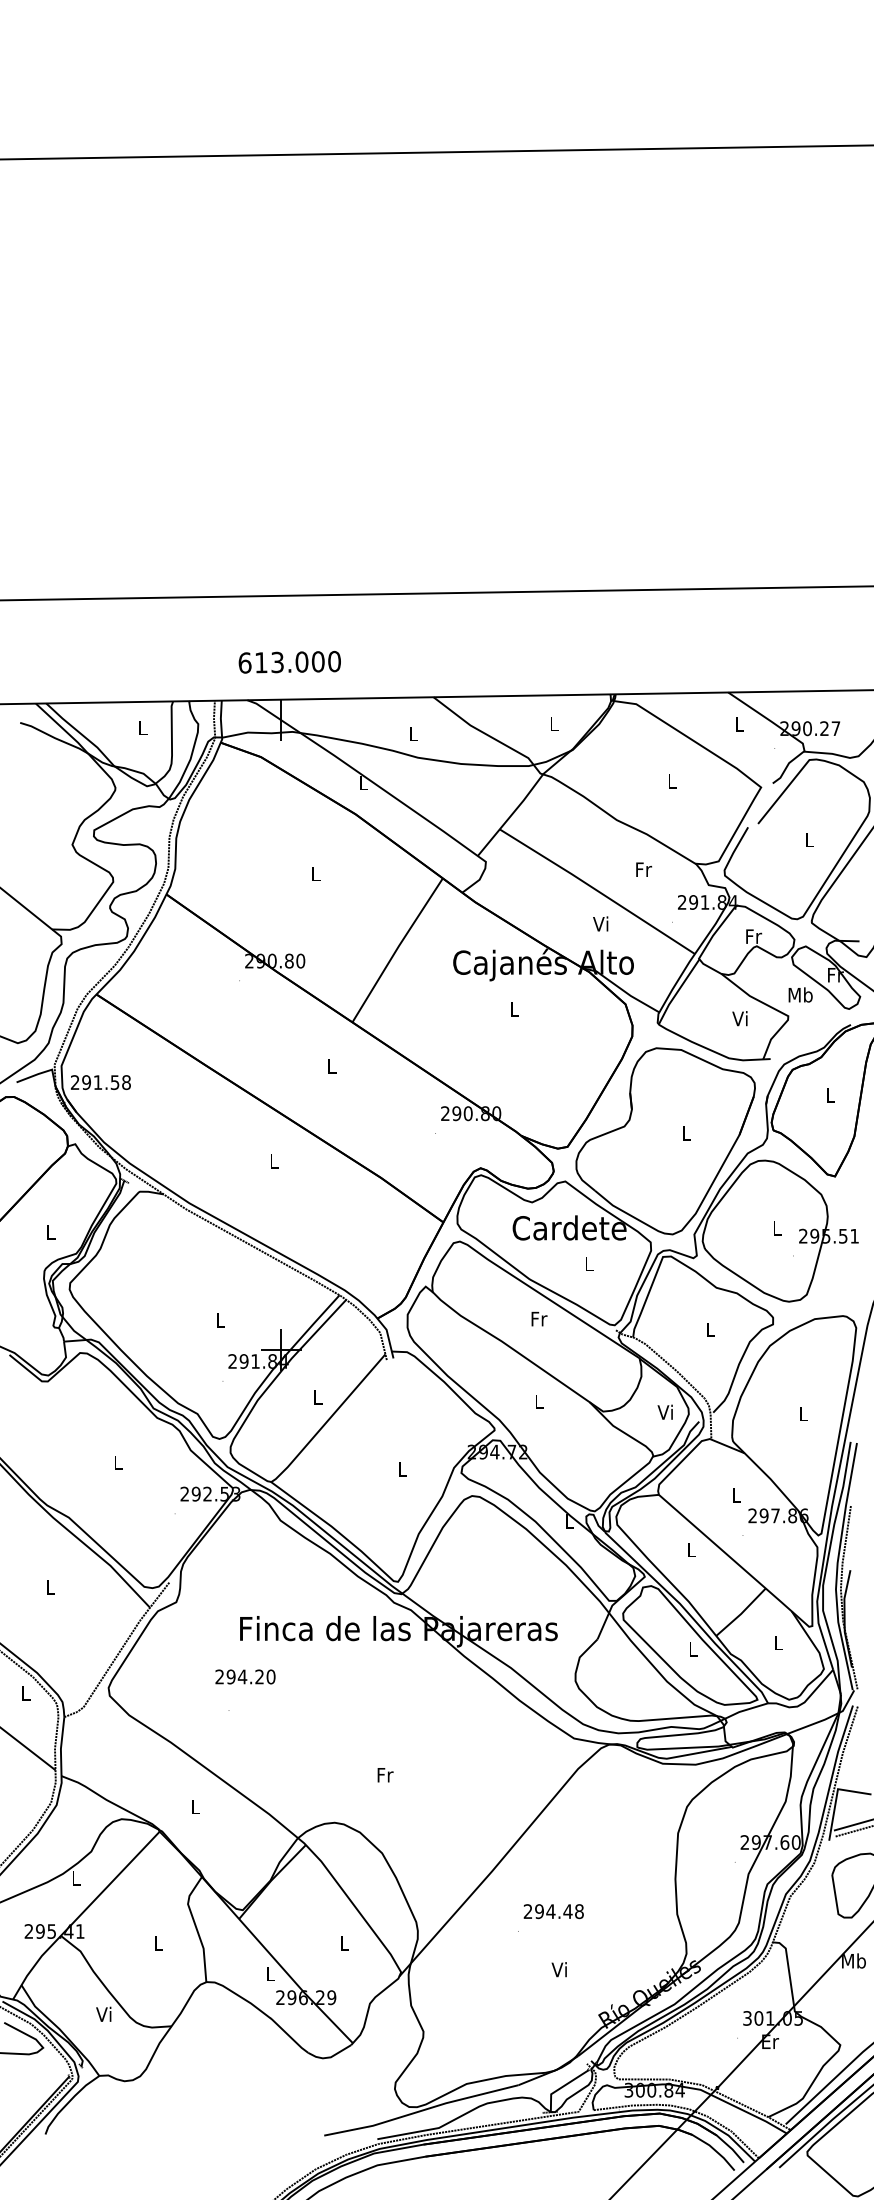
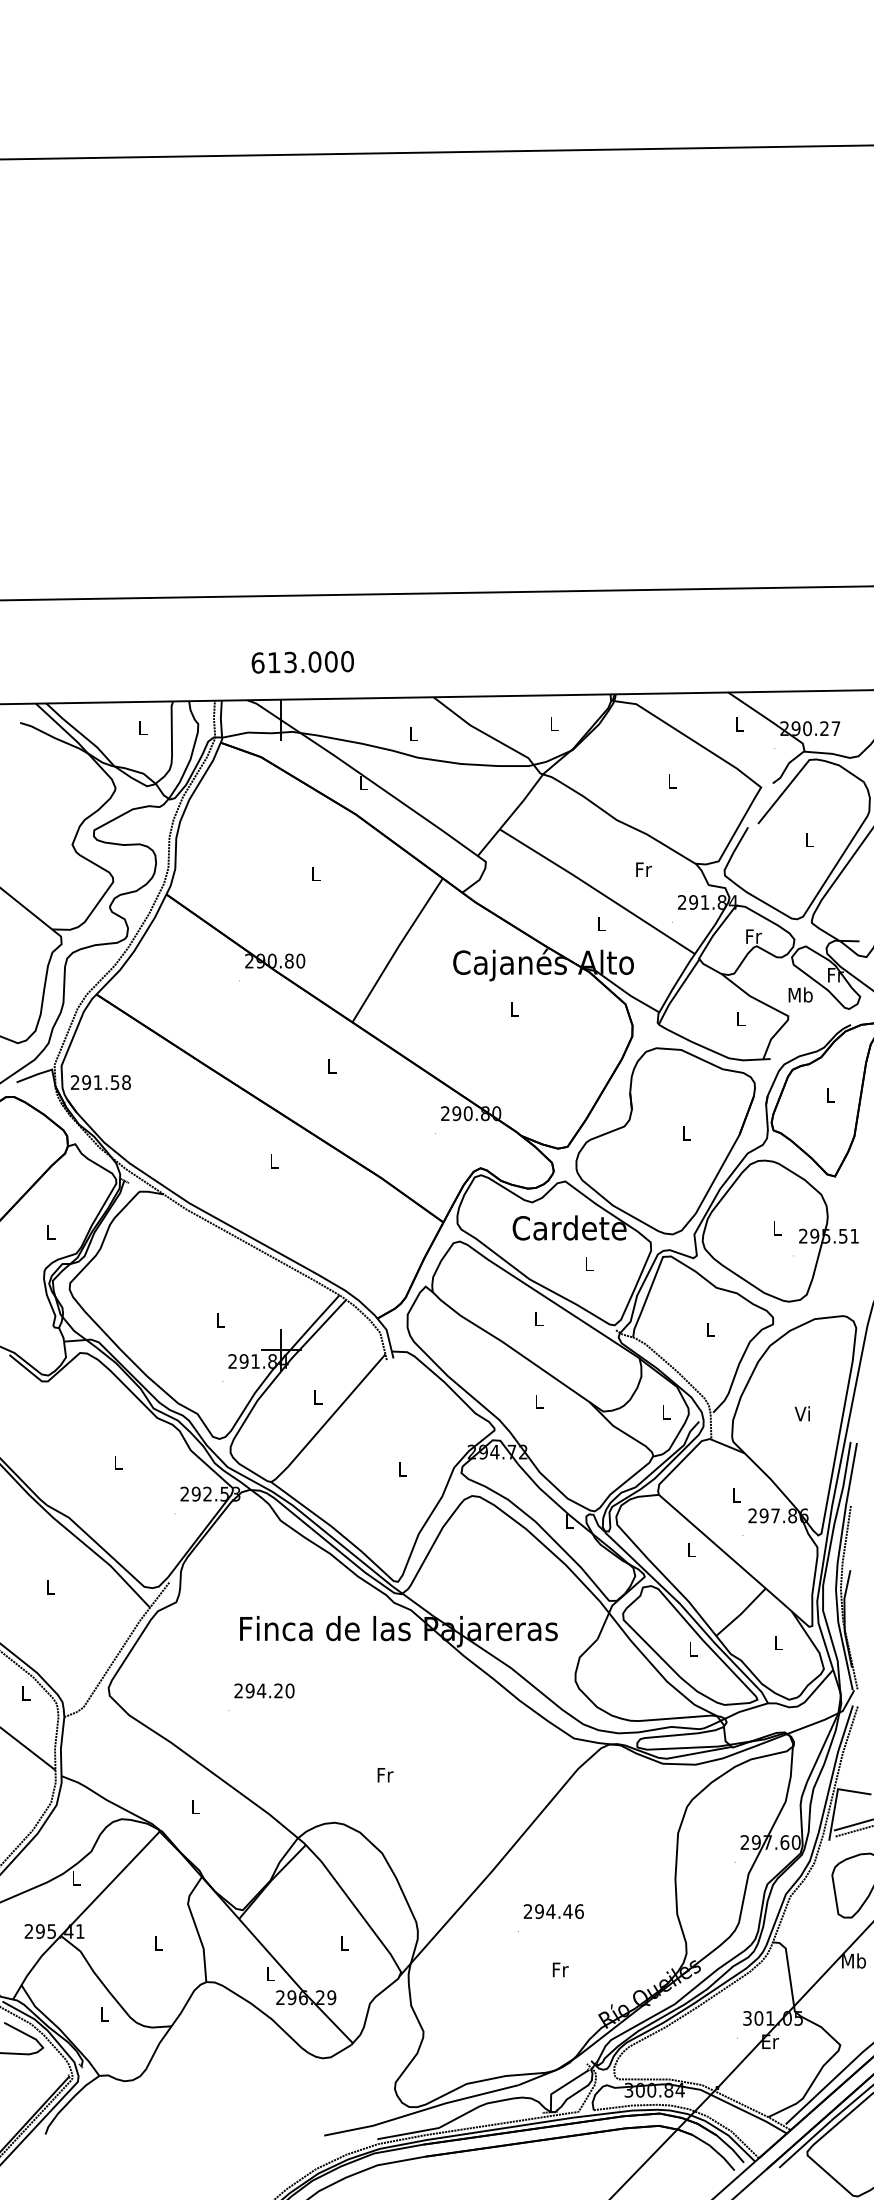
text position: (289, 661) -> (302, 661) (302, 661)
text: Vi -> L (600, 923)
text: Vi -> L (739, 1018)
text: Fr -> L (539, 1318)
text: Vi -> L (664, 1411)
text: L -> Vi (801, 1413)
text position: (245, 1676) -> (264, 1690) (264, 1690)
text: 294.48 -> 294.46 (579, 1911)
text: Vi -> Fr (559, 1969)
text: Vi -> L (103, 2013)
